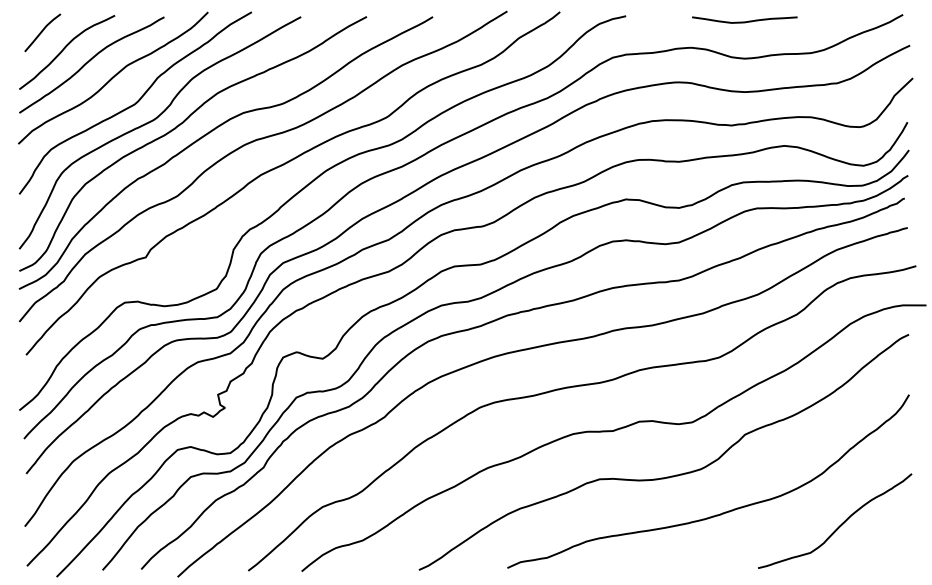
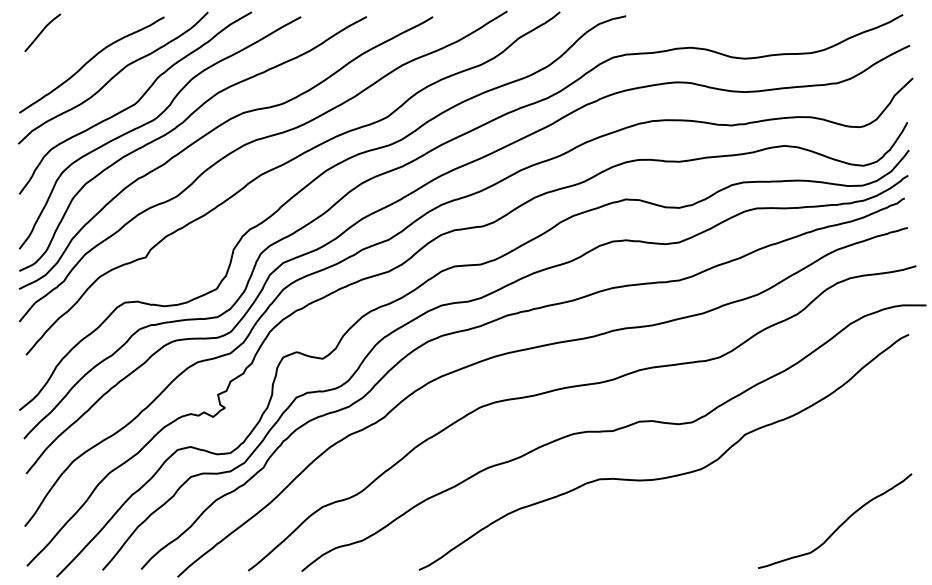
curve: present -> none (744, 21)
curve: present -> none (64, 49)
curve: present -> none (716, 514)
